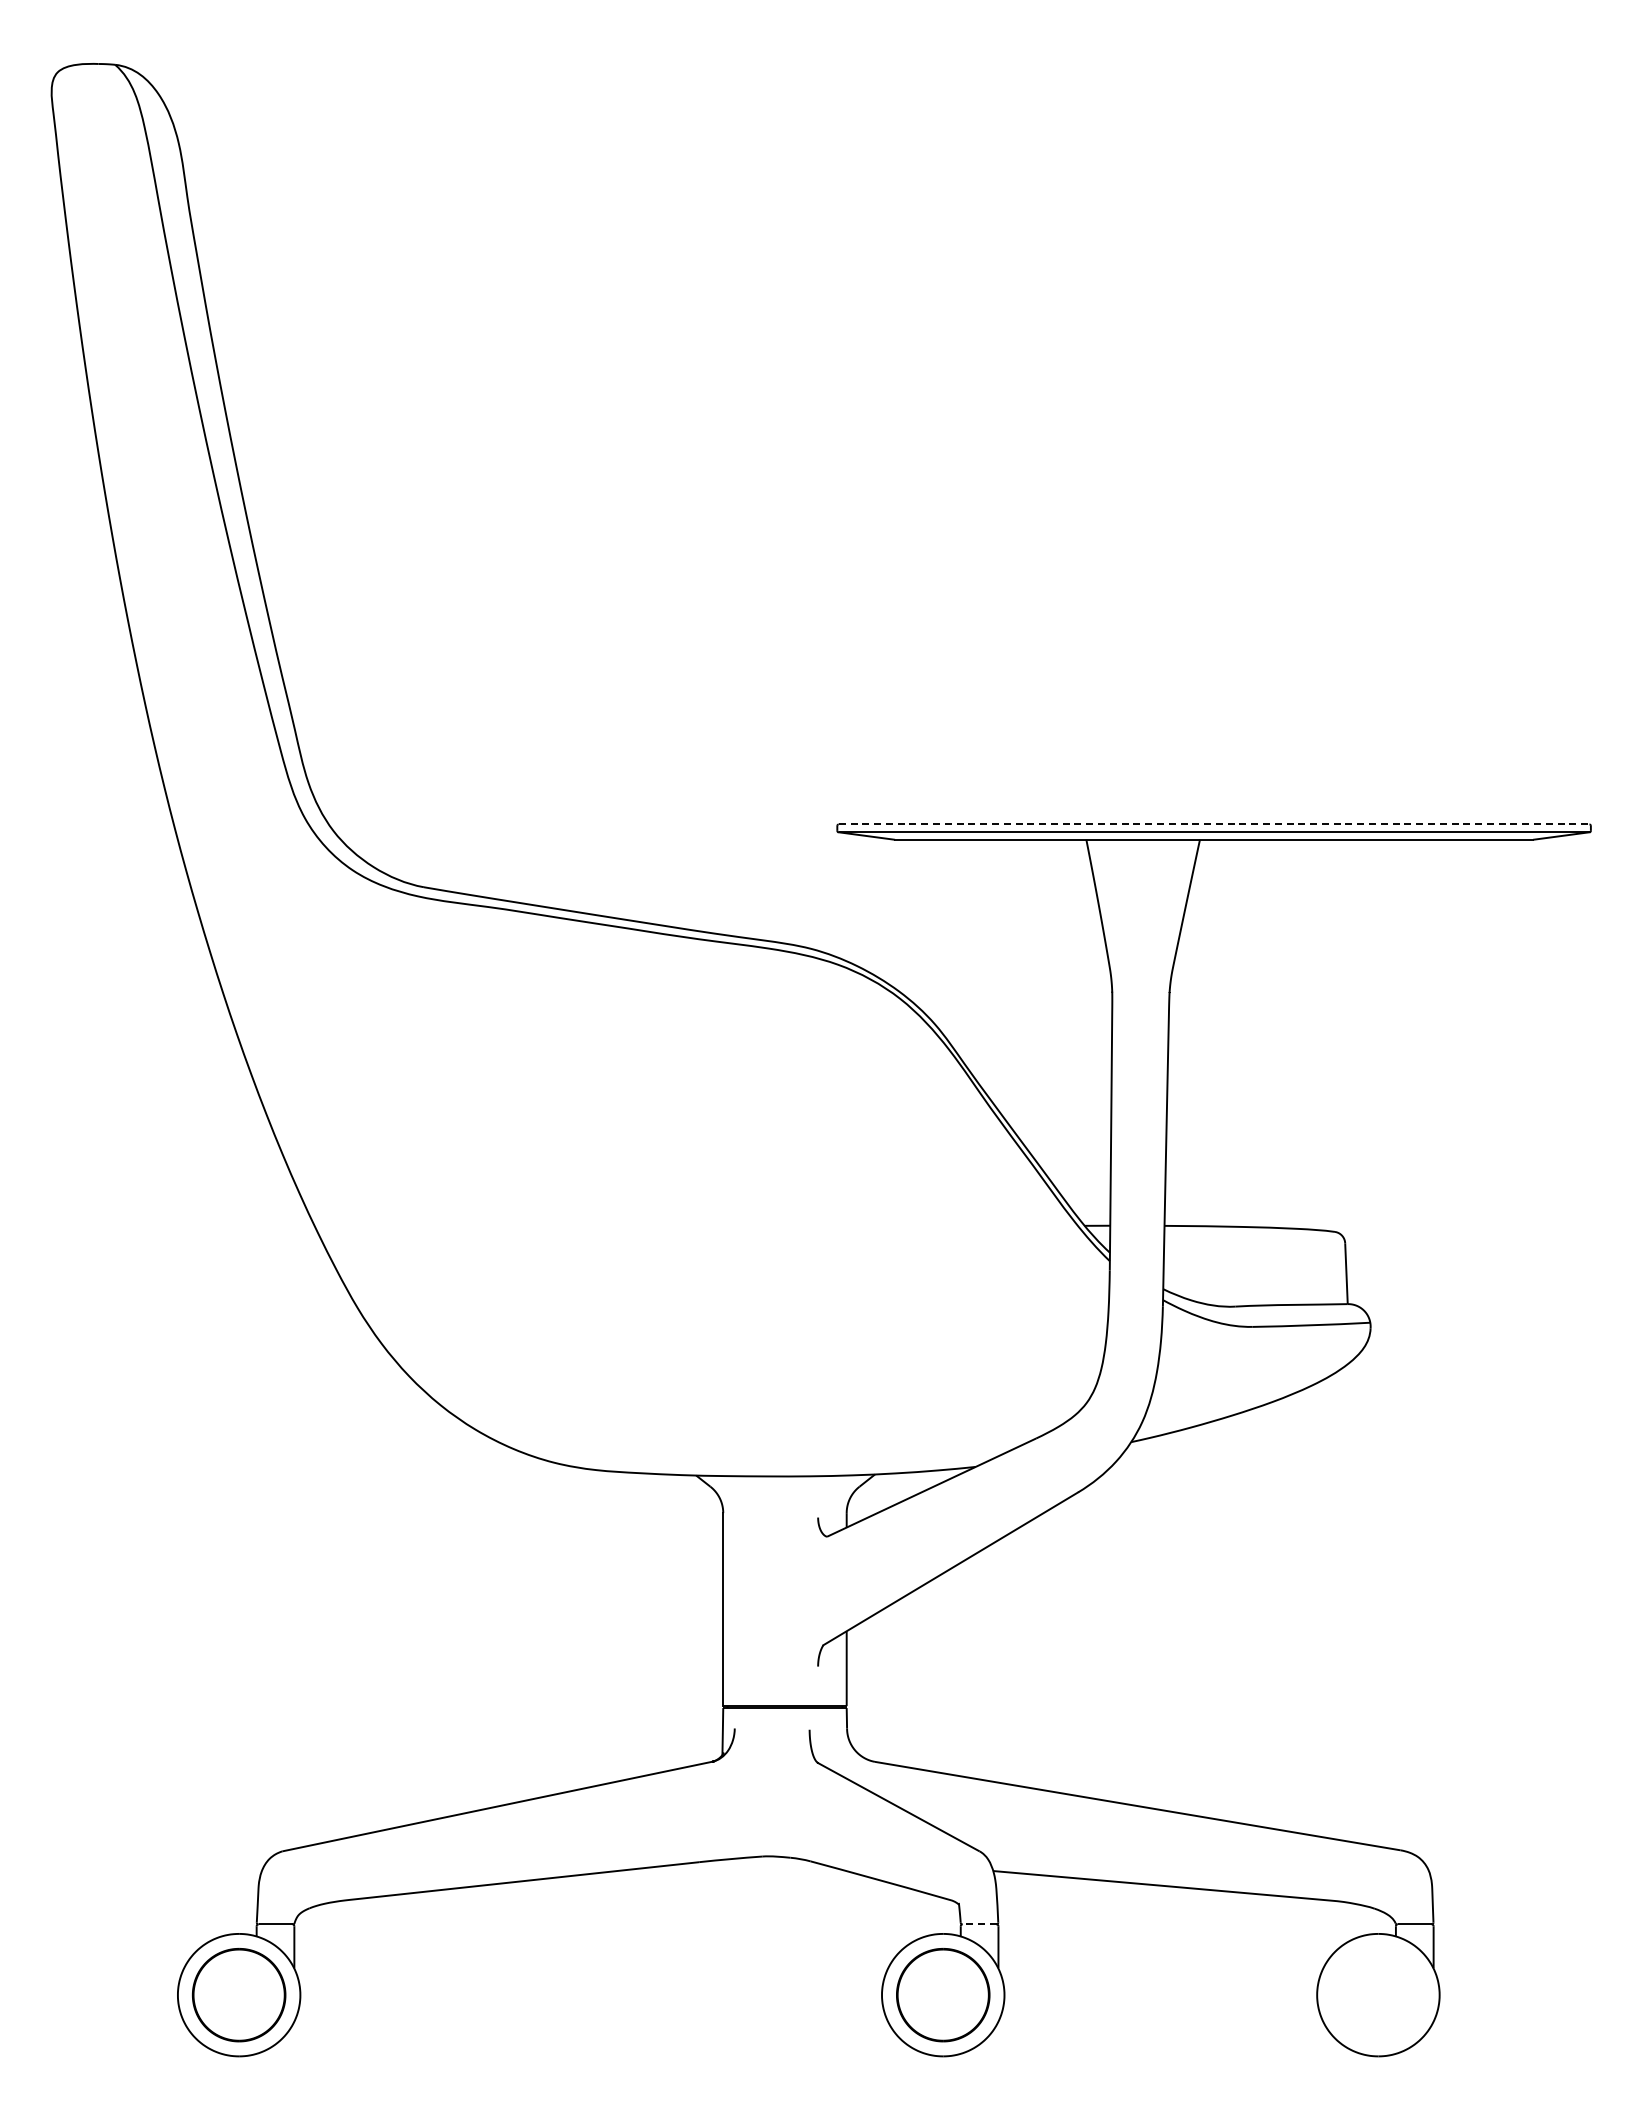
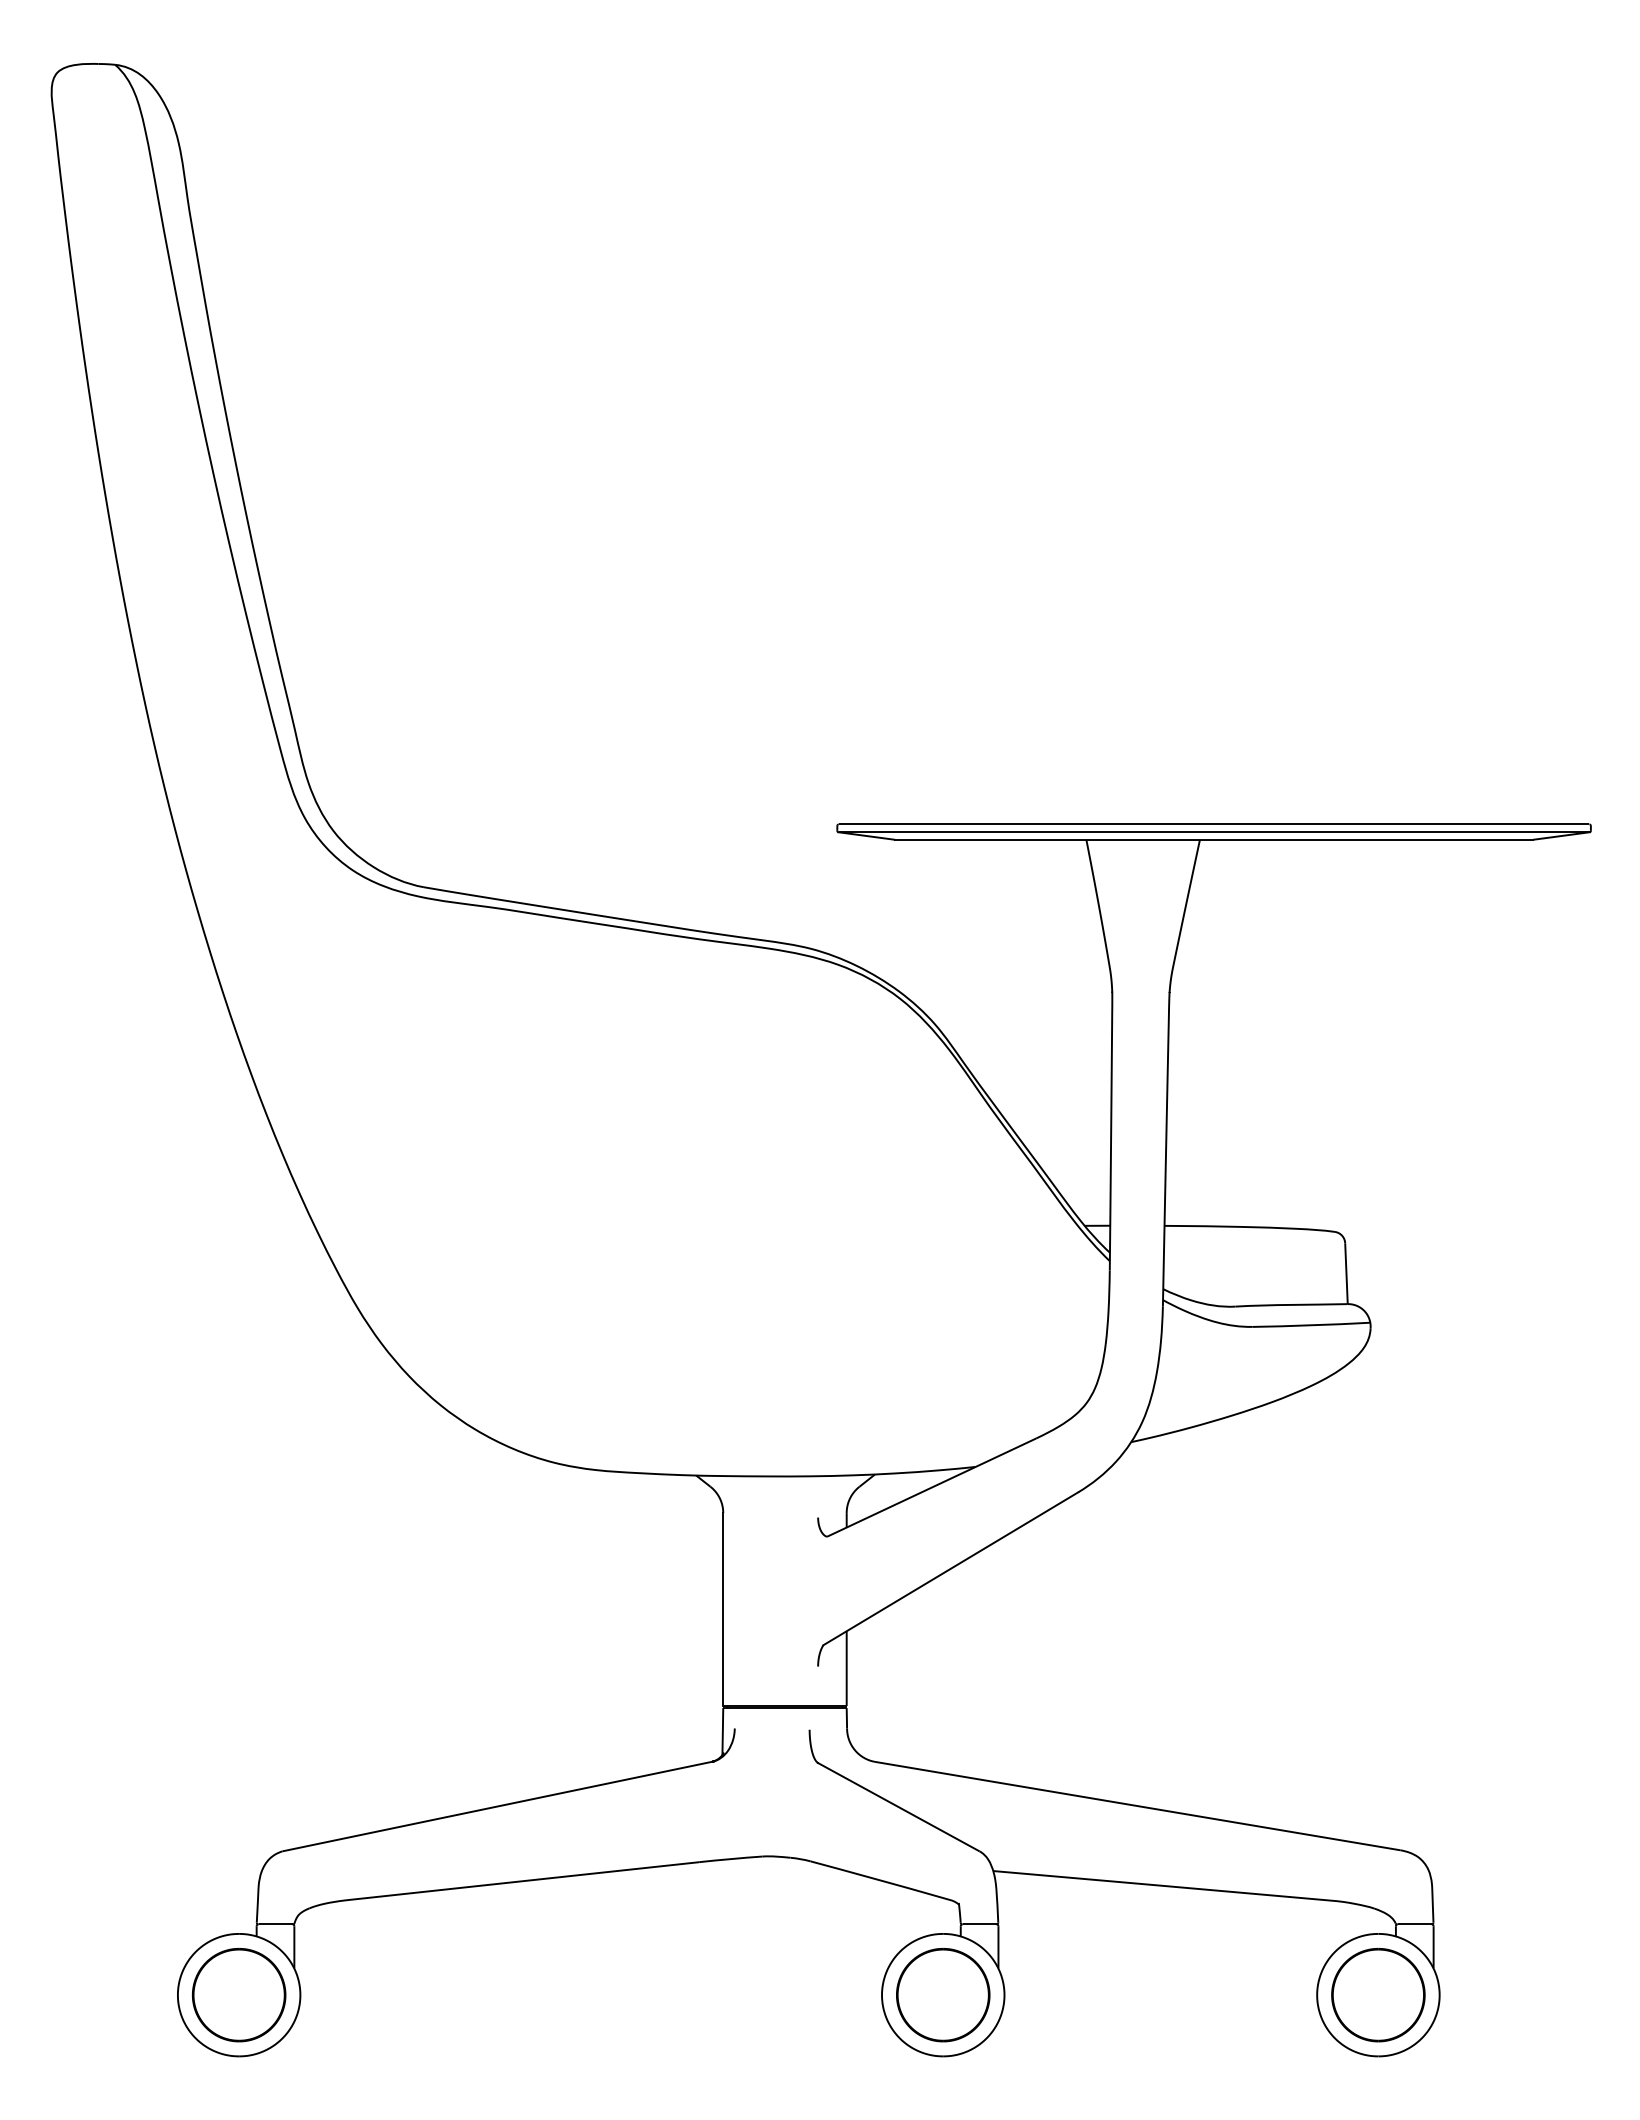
line: dashed -> solid (1214, 824)
line: dashed -> solid (979, 1924)
part: none -> present (1378, 1995)
